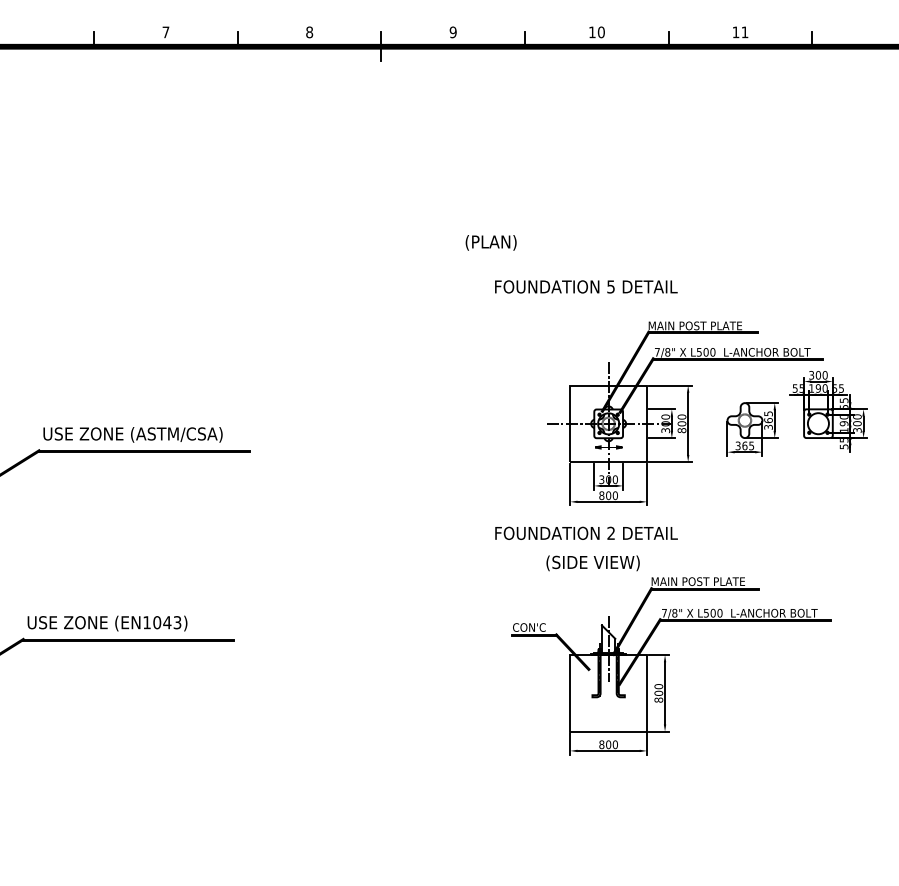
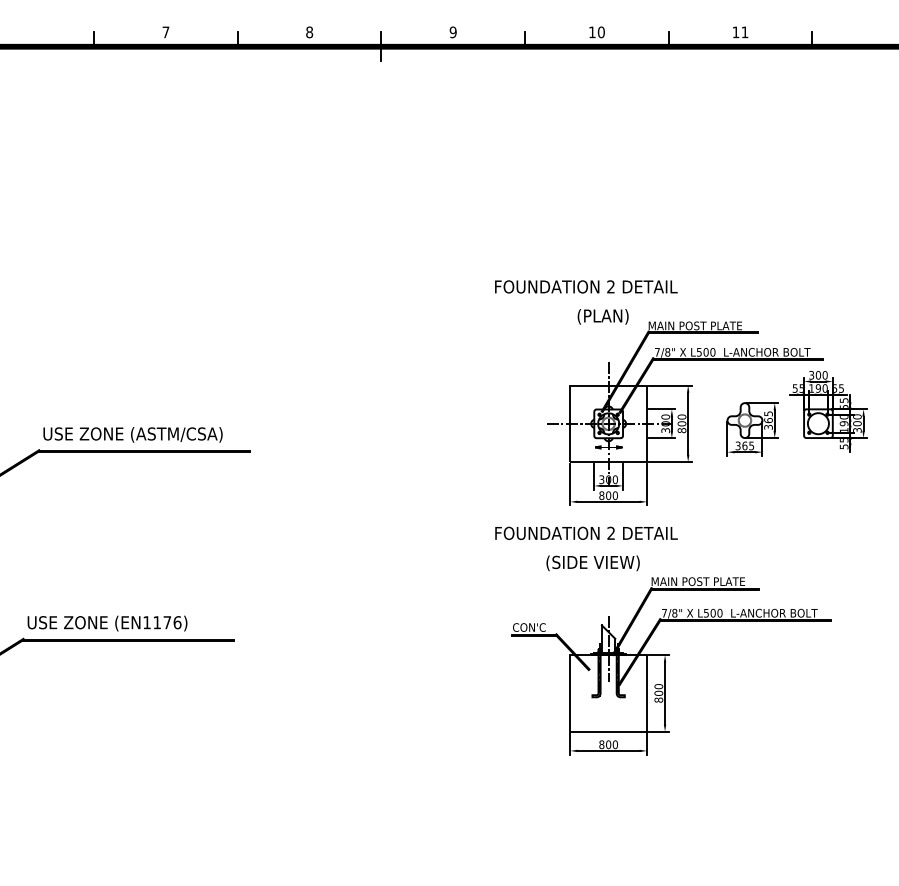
text position: (490, 242) -> (602, 316) (602, 316)
text: 5 -> 2 (610, 286)
text: (EN1043) -> (EN1176) (167, 622)
